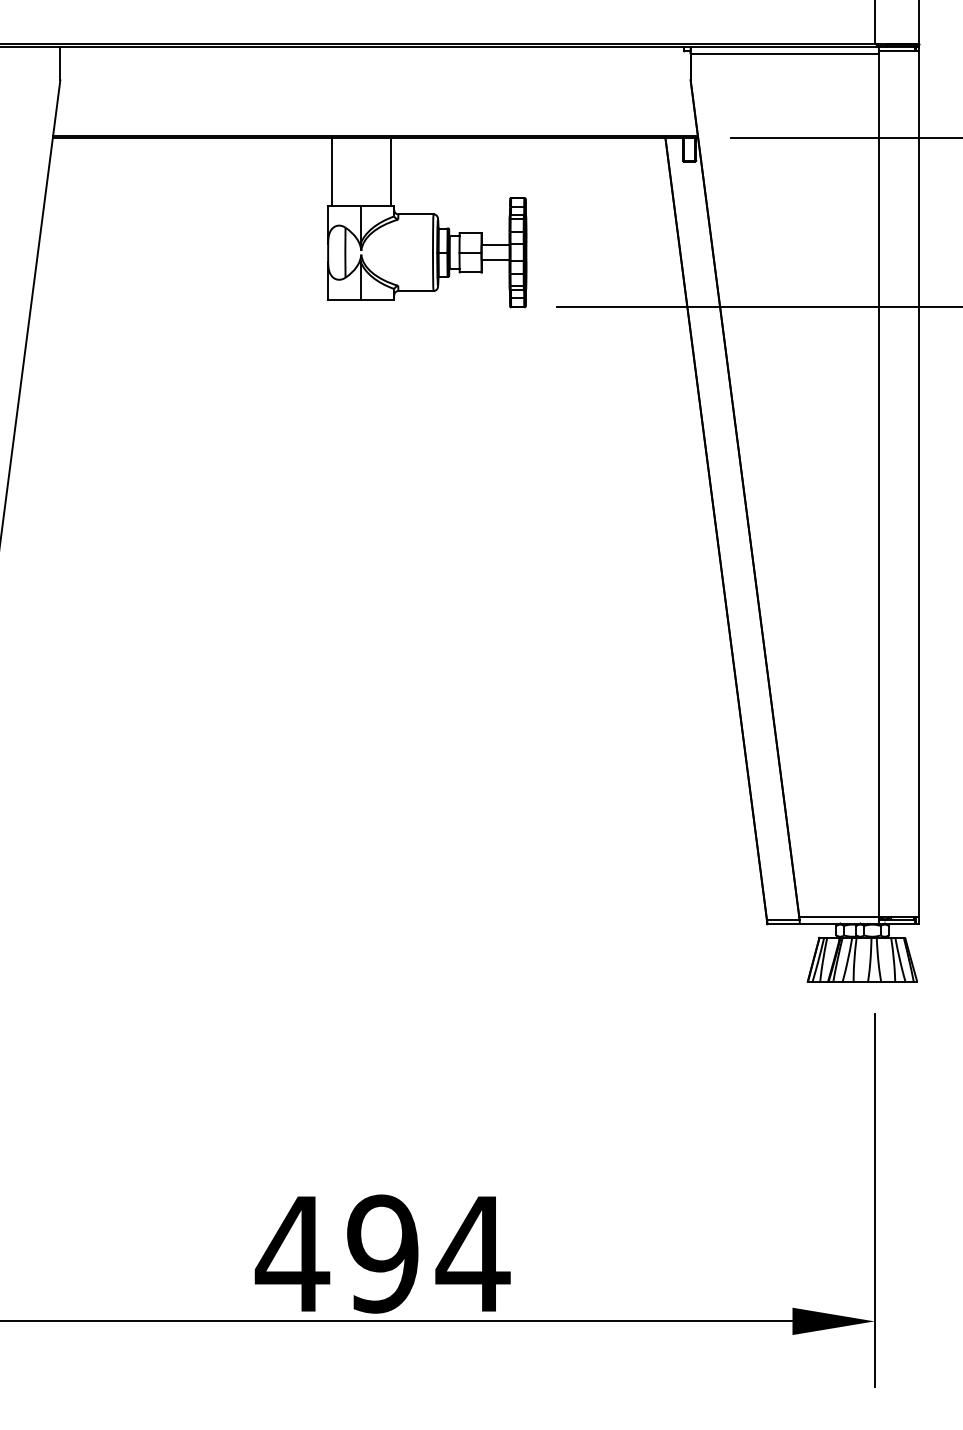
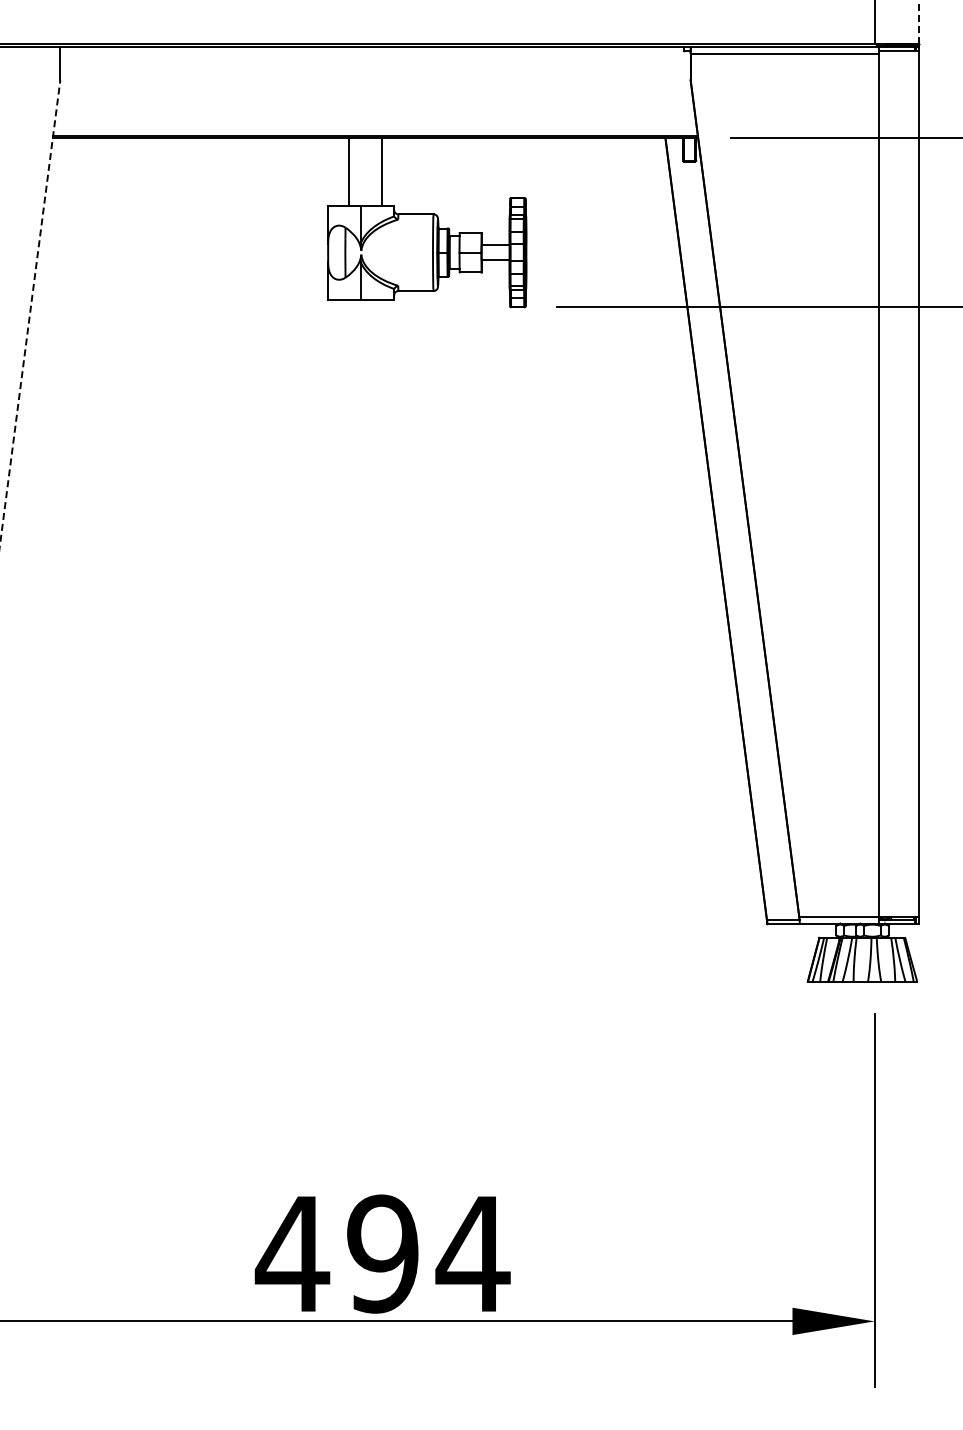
line: solid -> dashed (919, 22)
line position: (332, 171) -> (349, 171) (349, 171)
line position: (390, 171) -> (381, 171) (381, 171)
line: solid -> dashed (30, 312)
